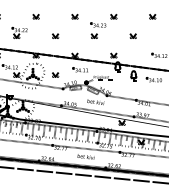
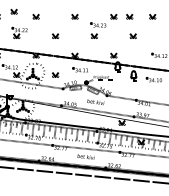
part: none -> present (13, 11)
part: none -> present (129, 16)
